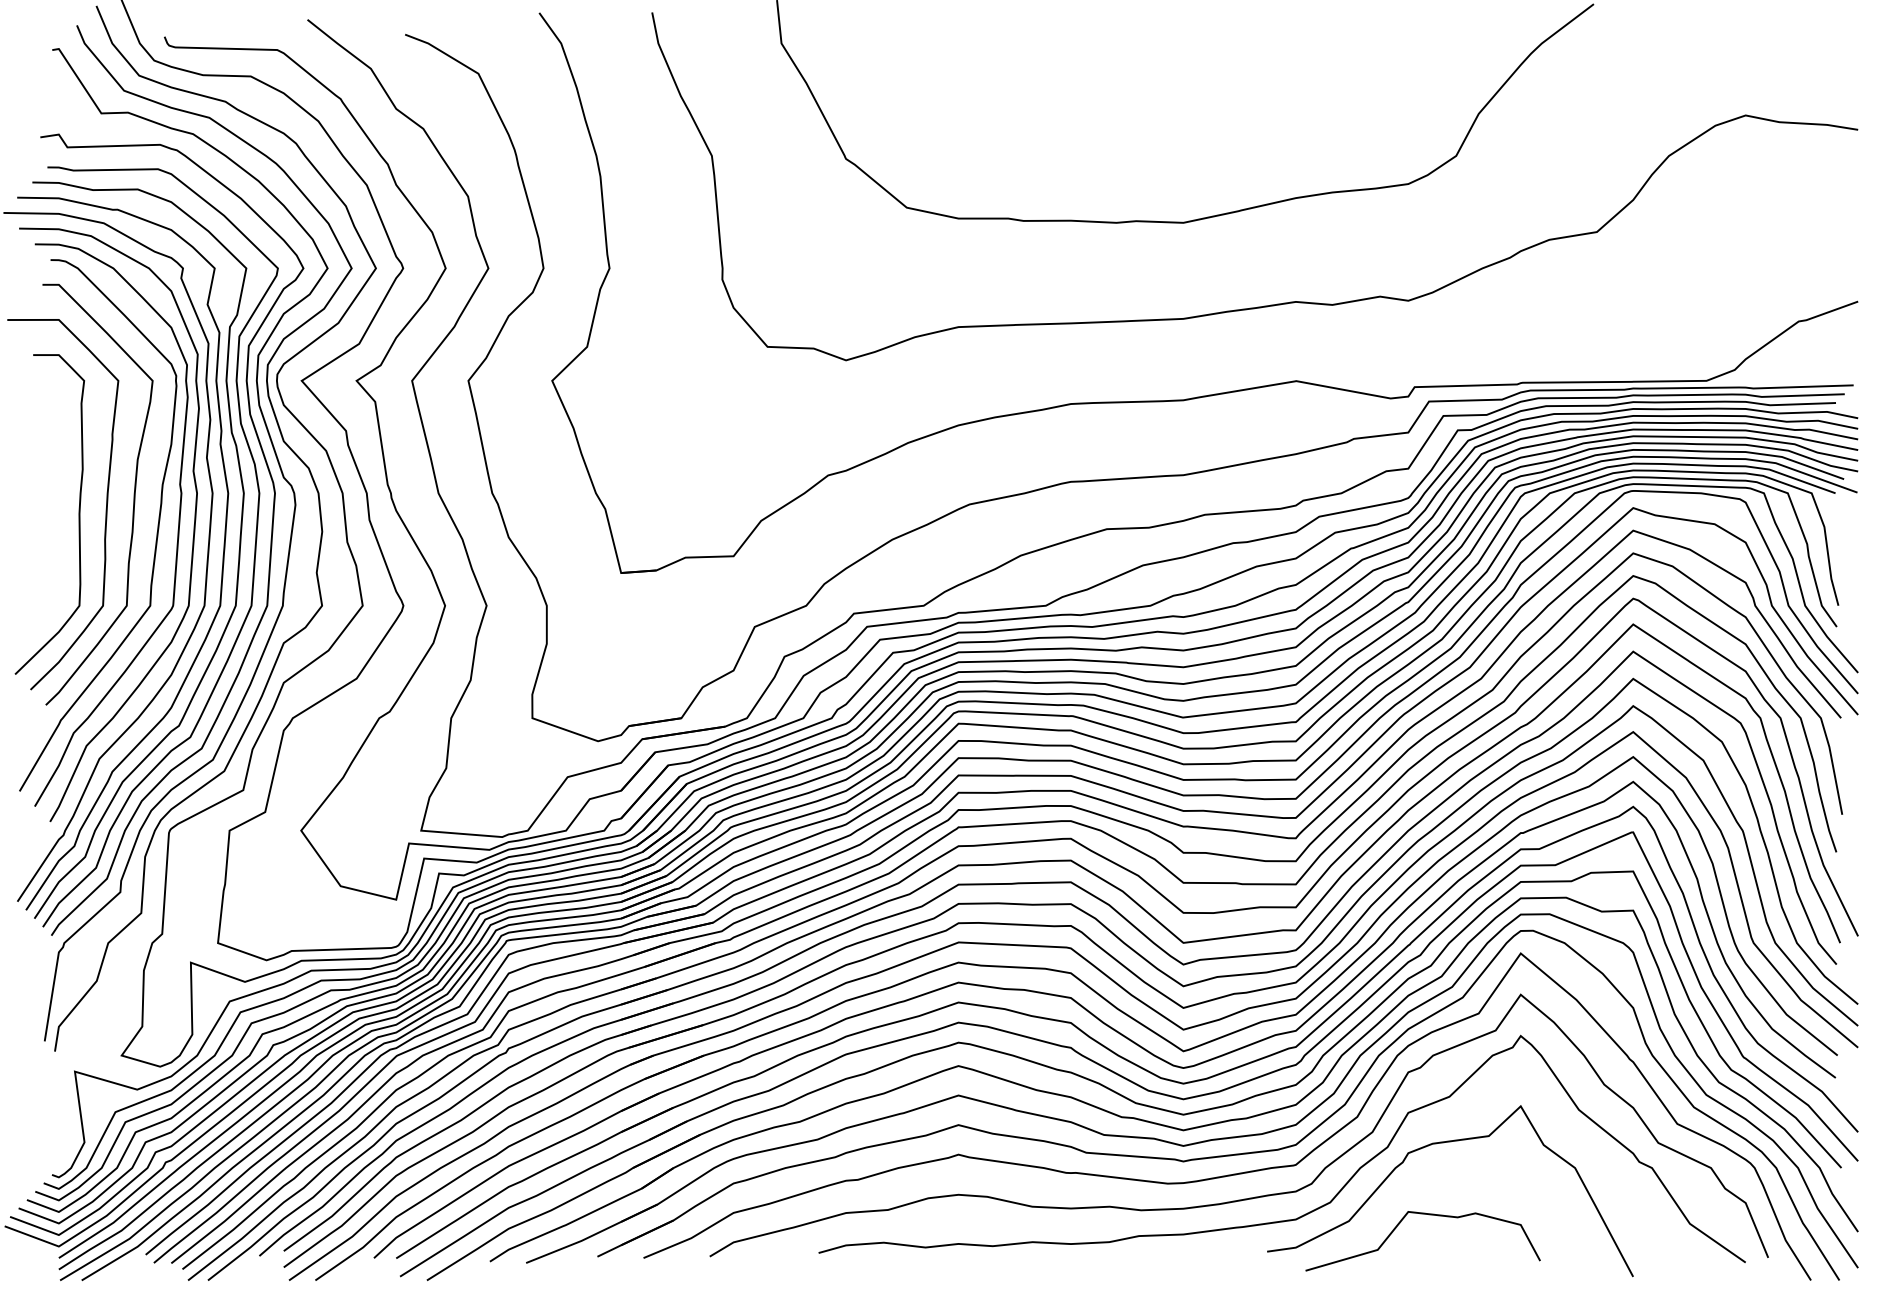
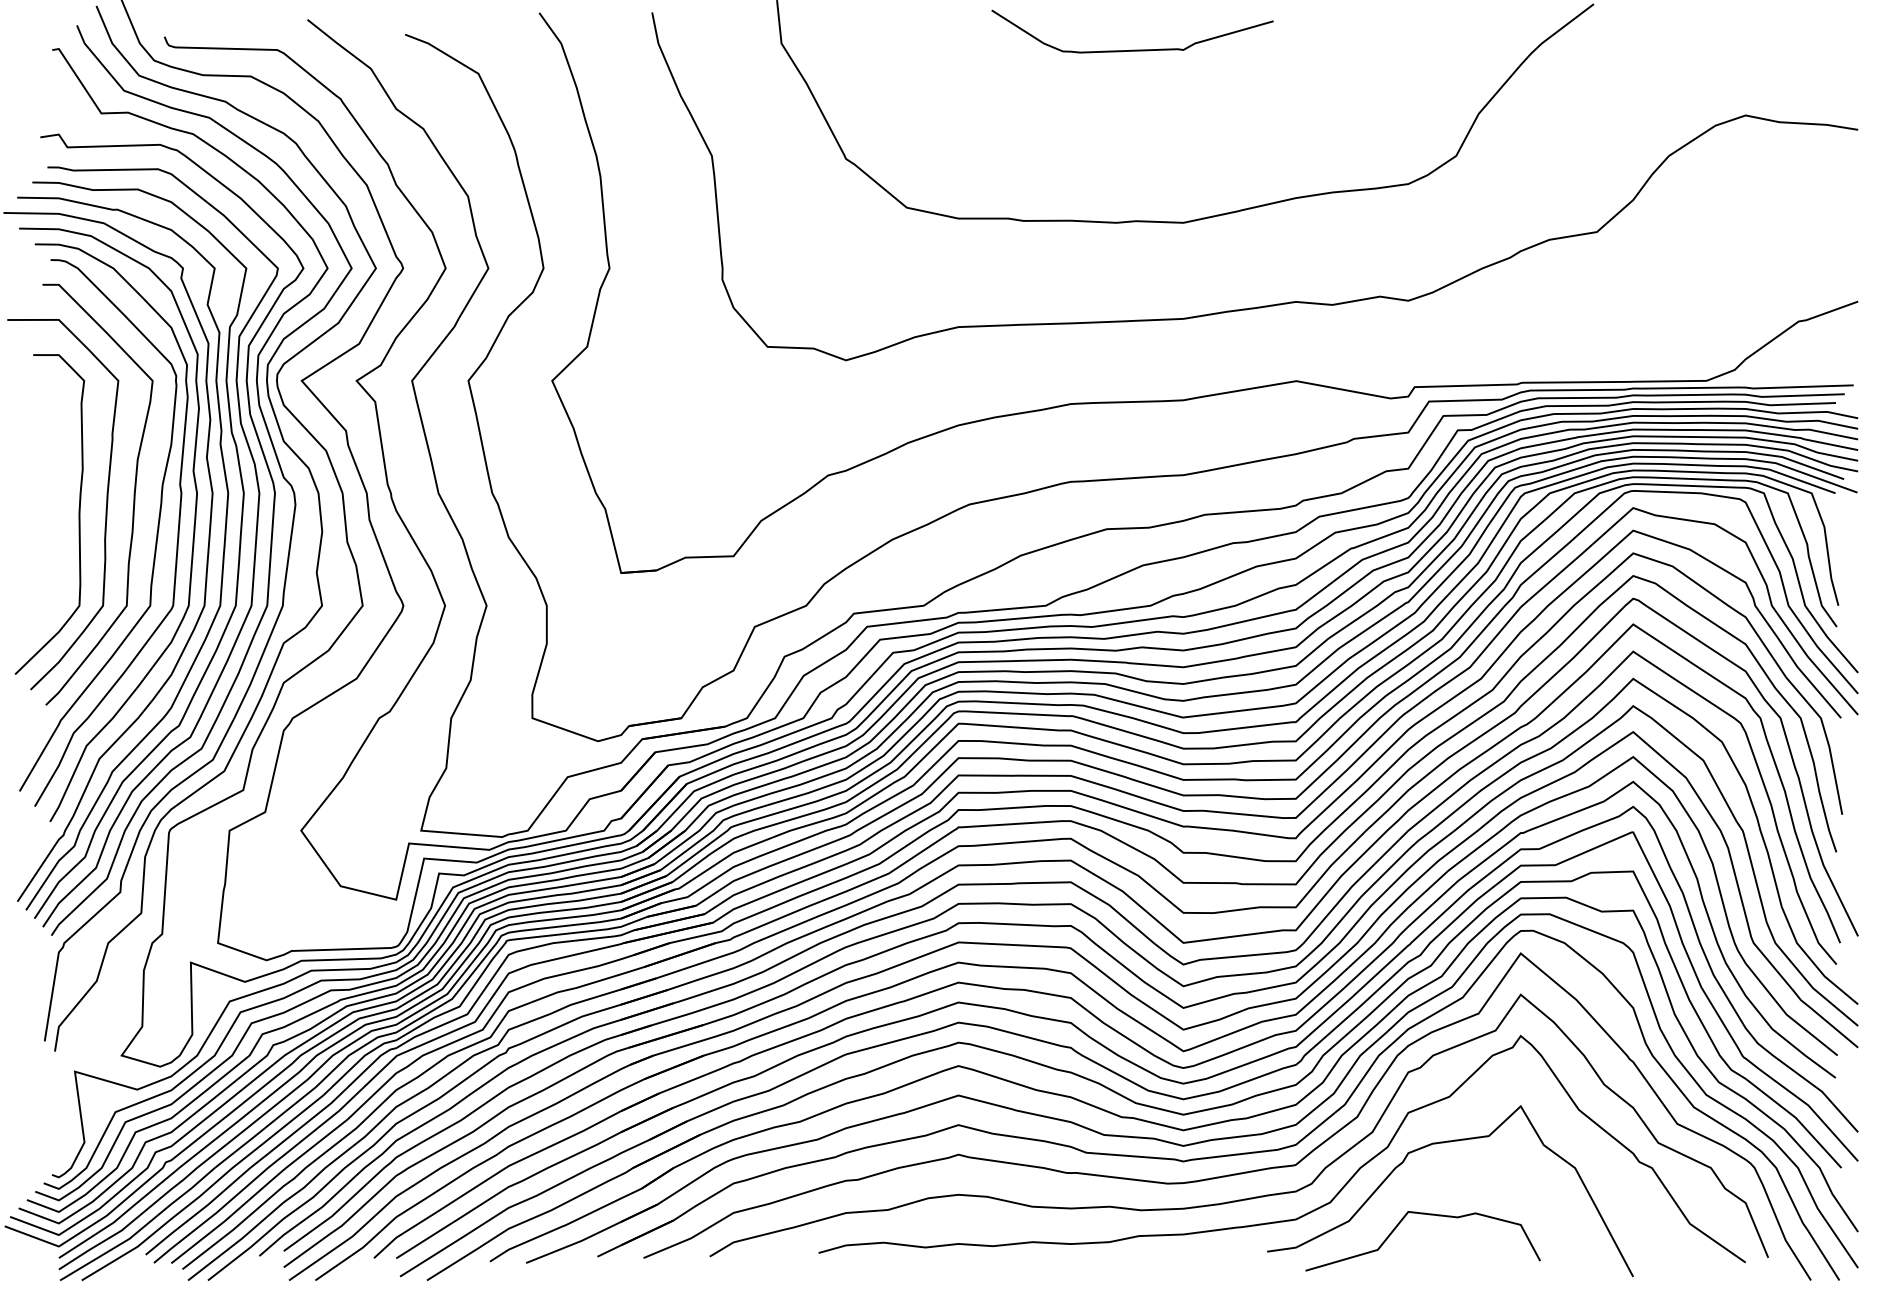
curve: none -> present (1132, 49)
